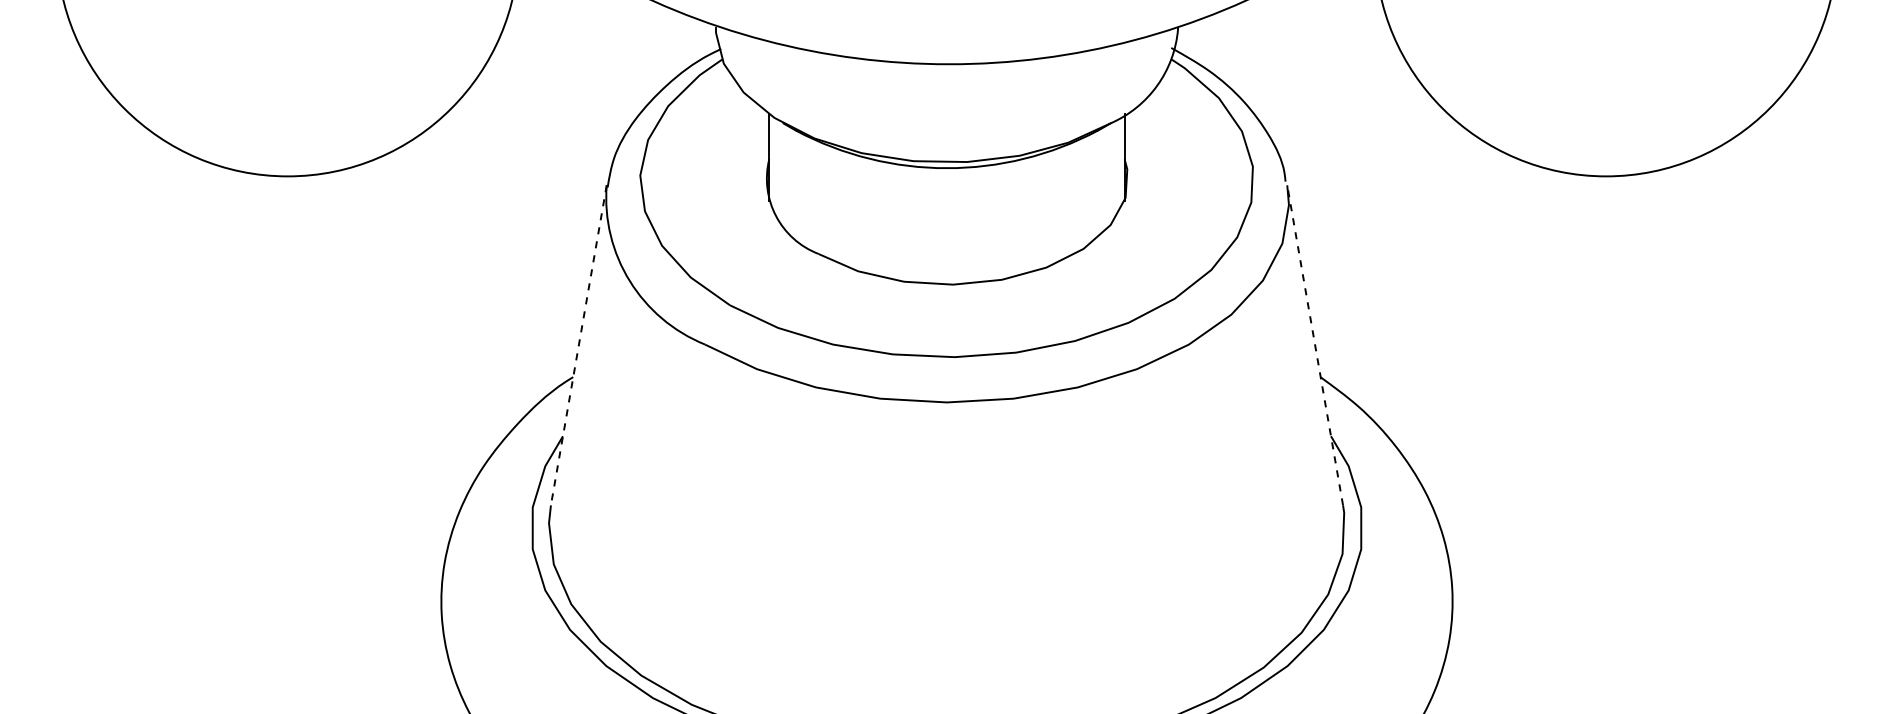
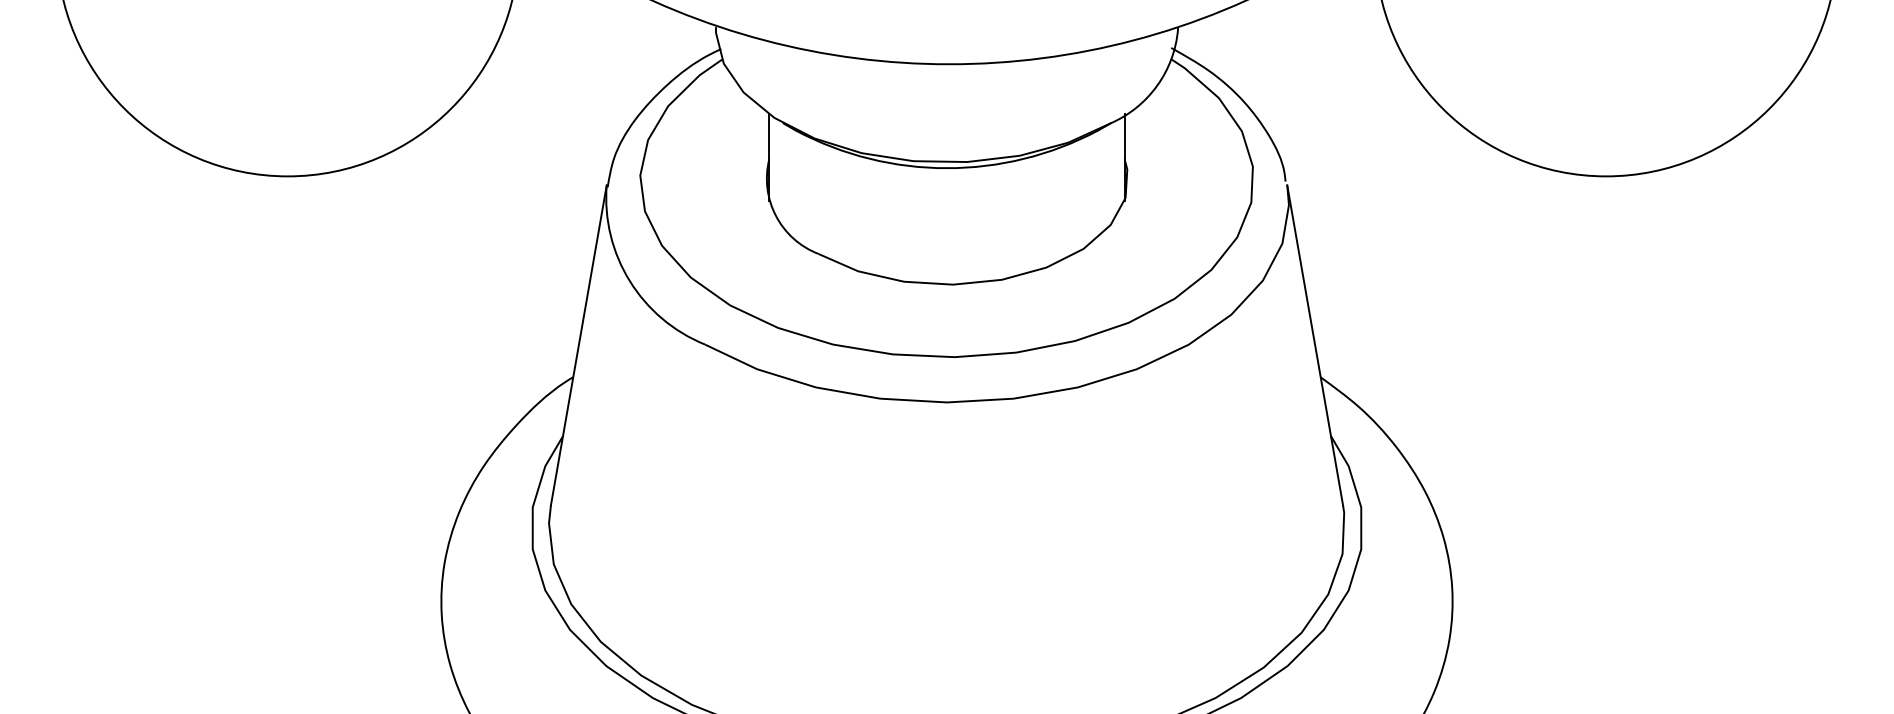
line: dashed -> solid (1315, 344)
line: dashed -> solid (578, 345)
